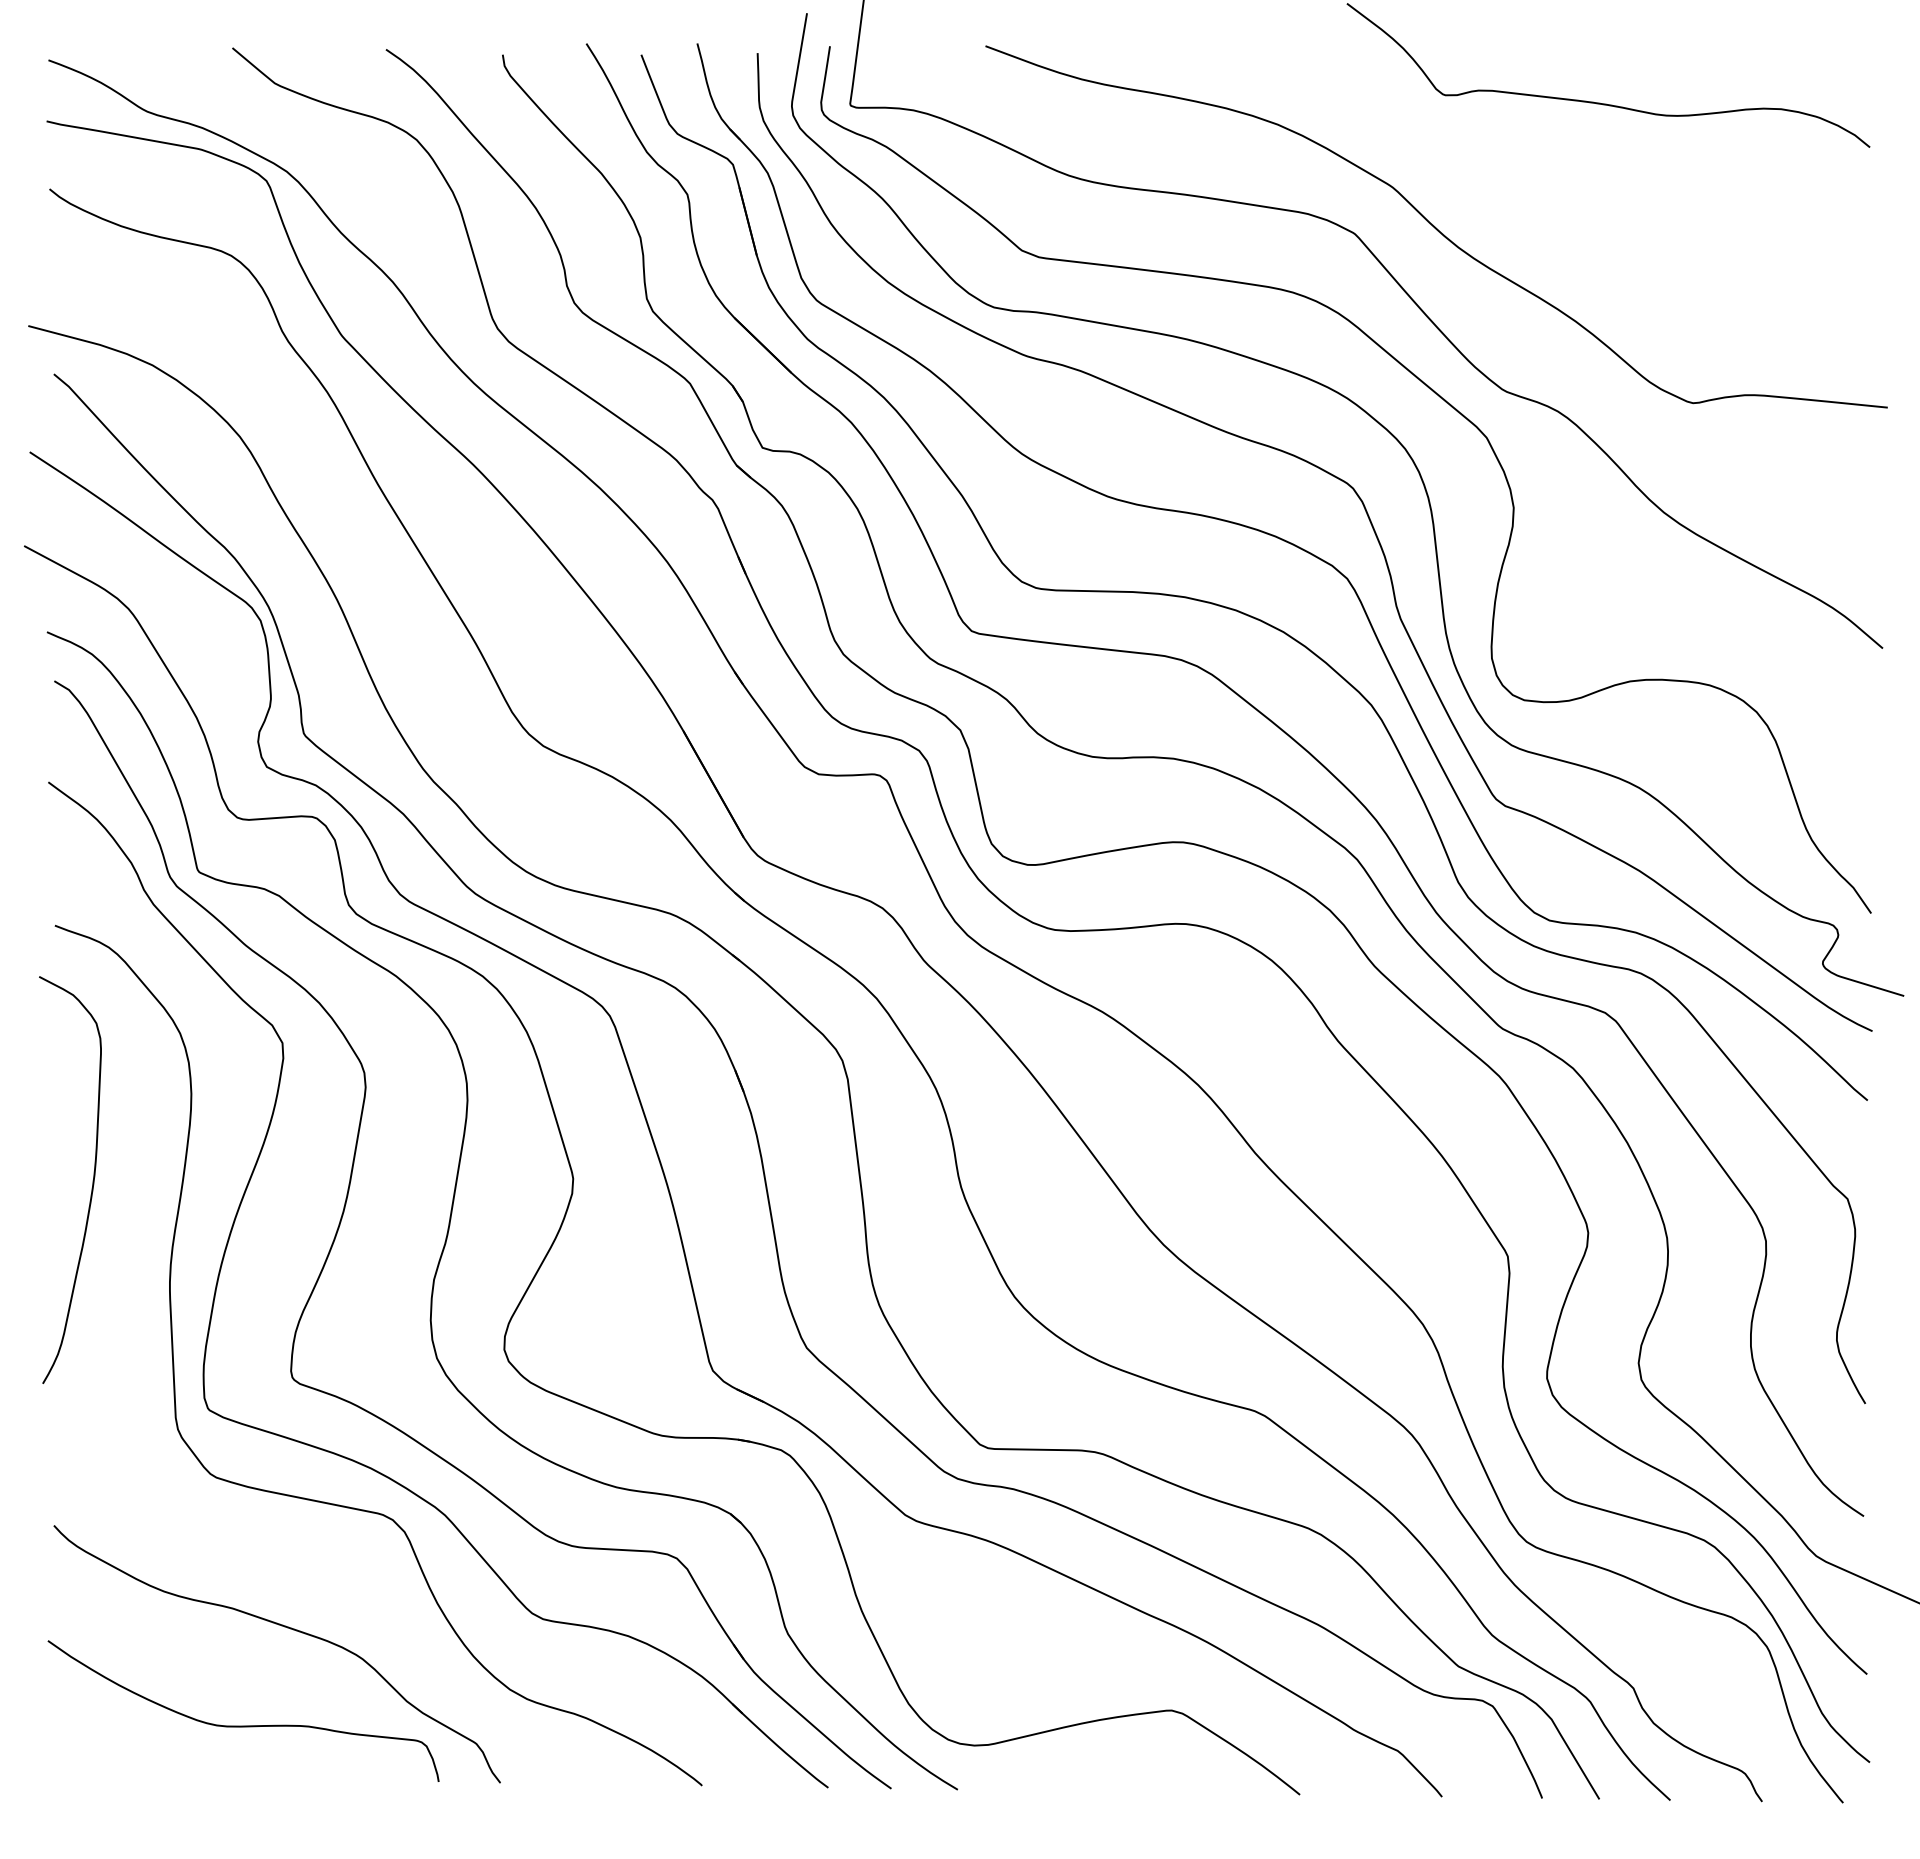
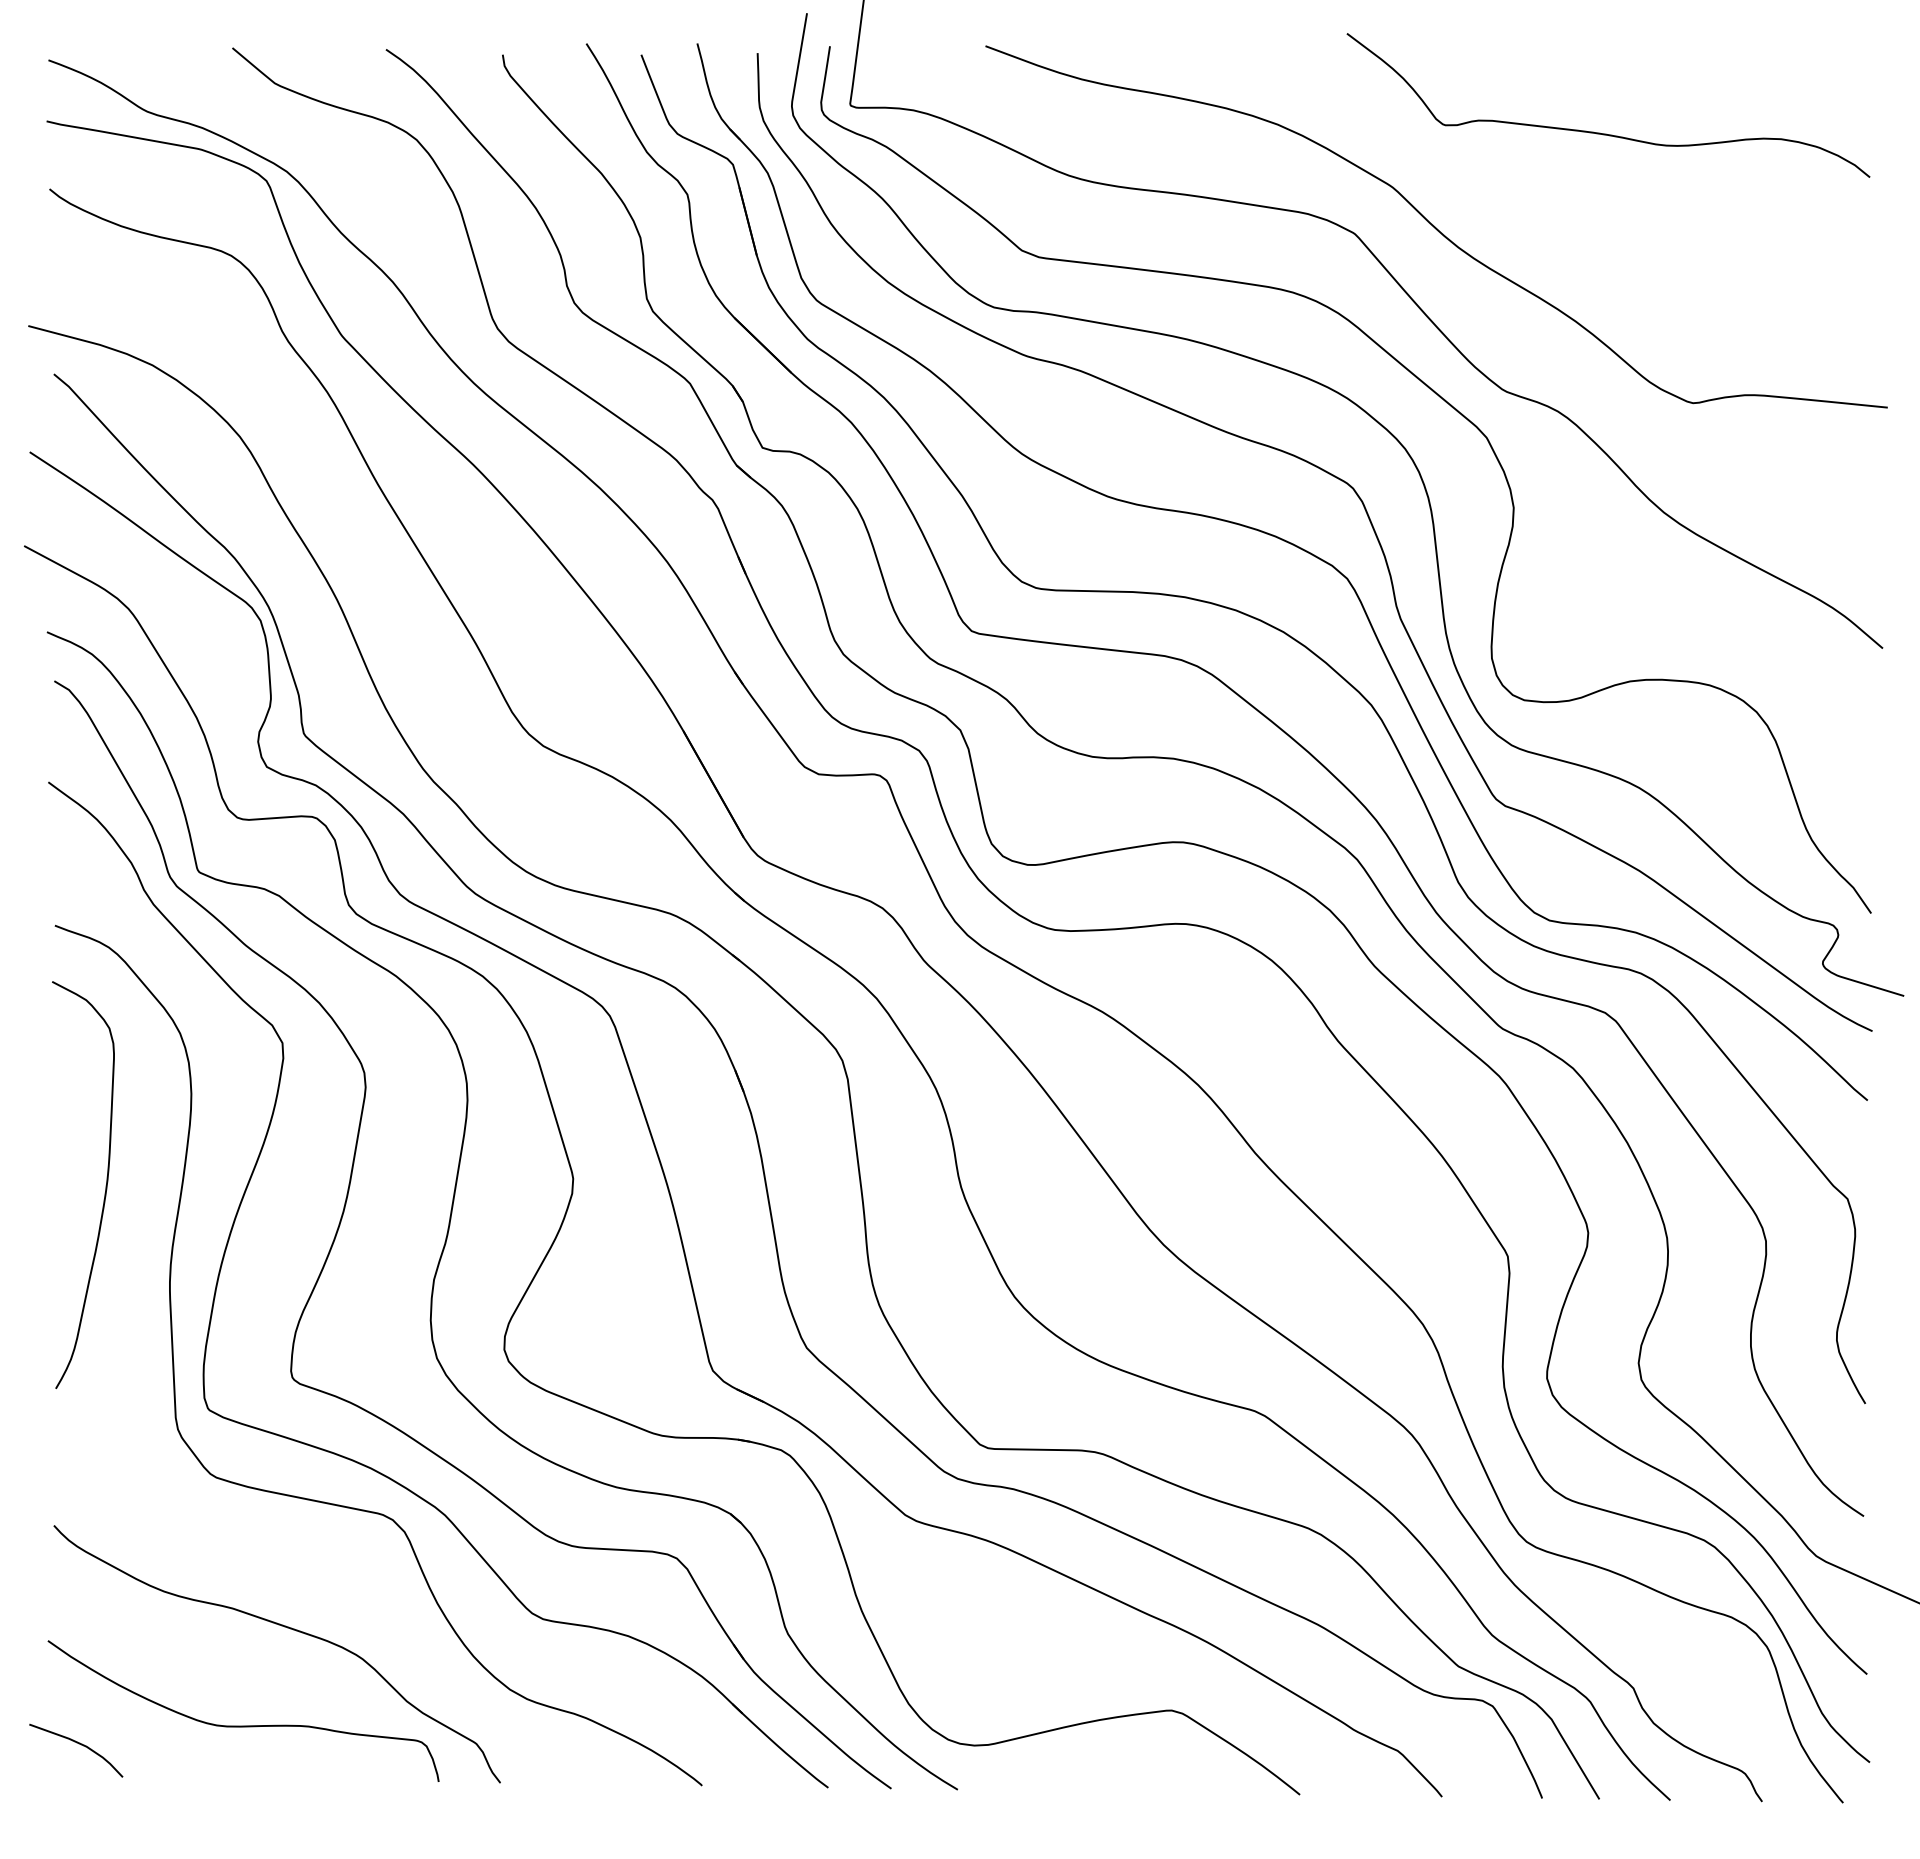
curve position: (1606, 103) -> (1606, 133) (1606, 133)
curve position: (92, 1180) -> (105, 1185) (105, 1185)
curve: none -> present (79, 1744)
